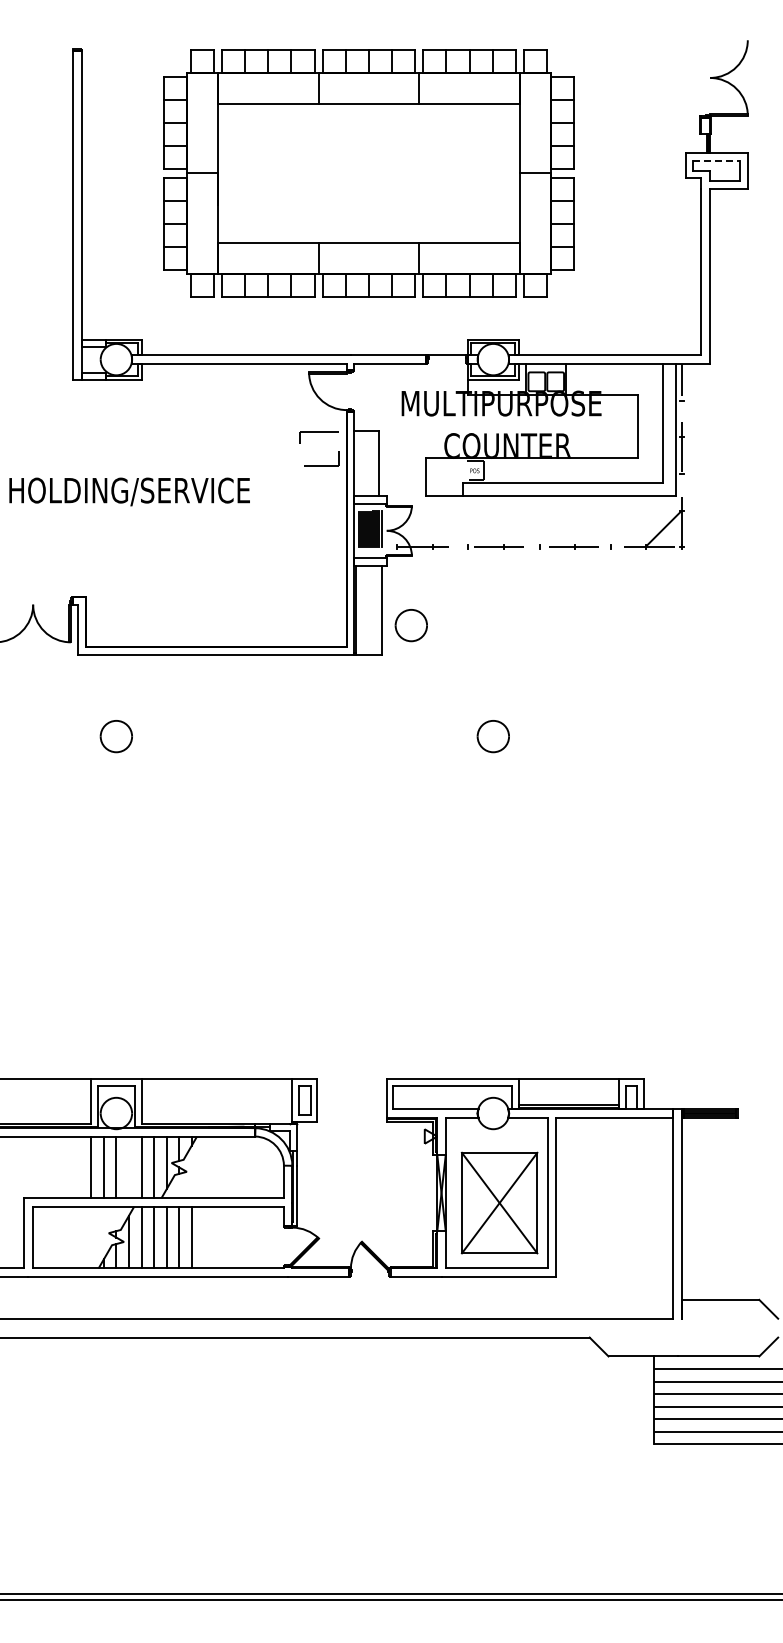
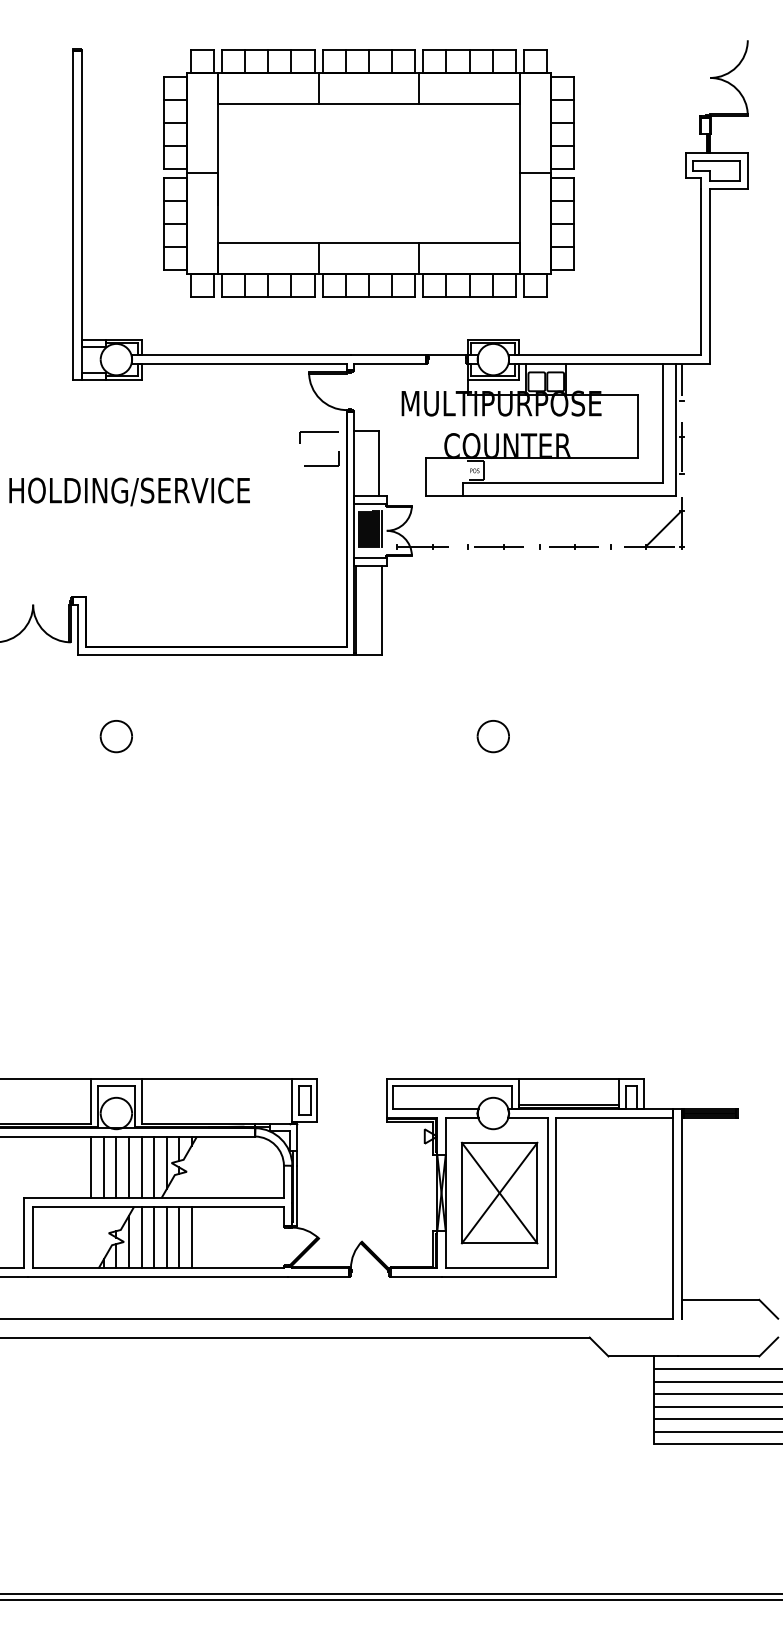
line: dashed -> solid (717, 160)
part: present -> none (410, 625)
line: none -> present (128, 1167)
part position: (499, 1202) -> (499, 1192) (499, 1192)
